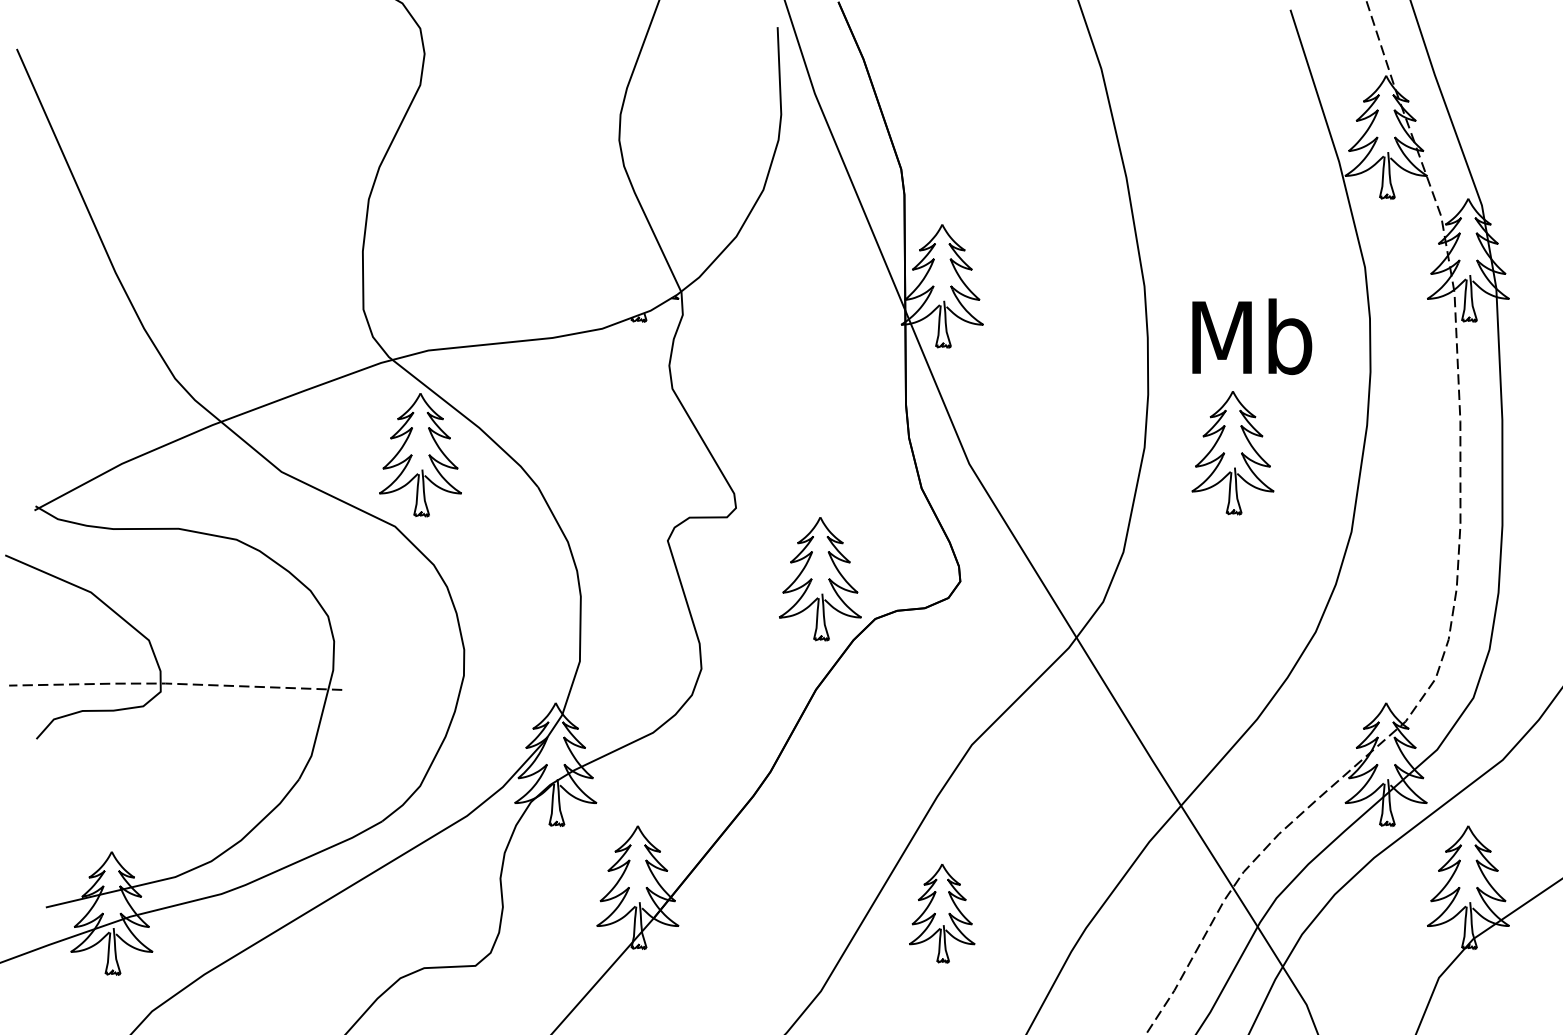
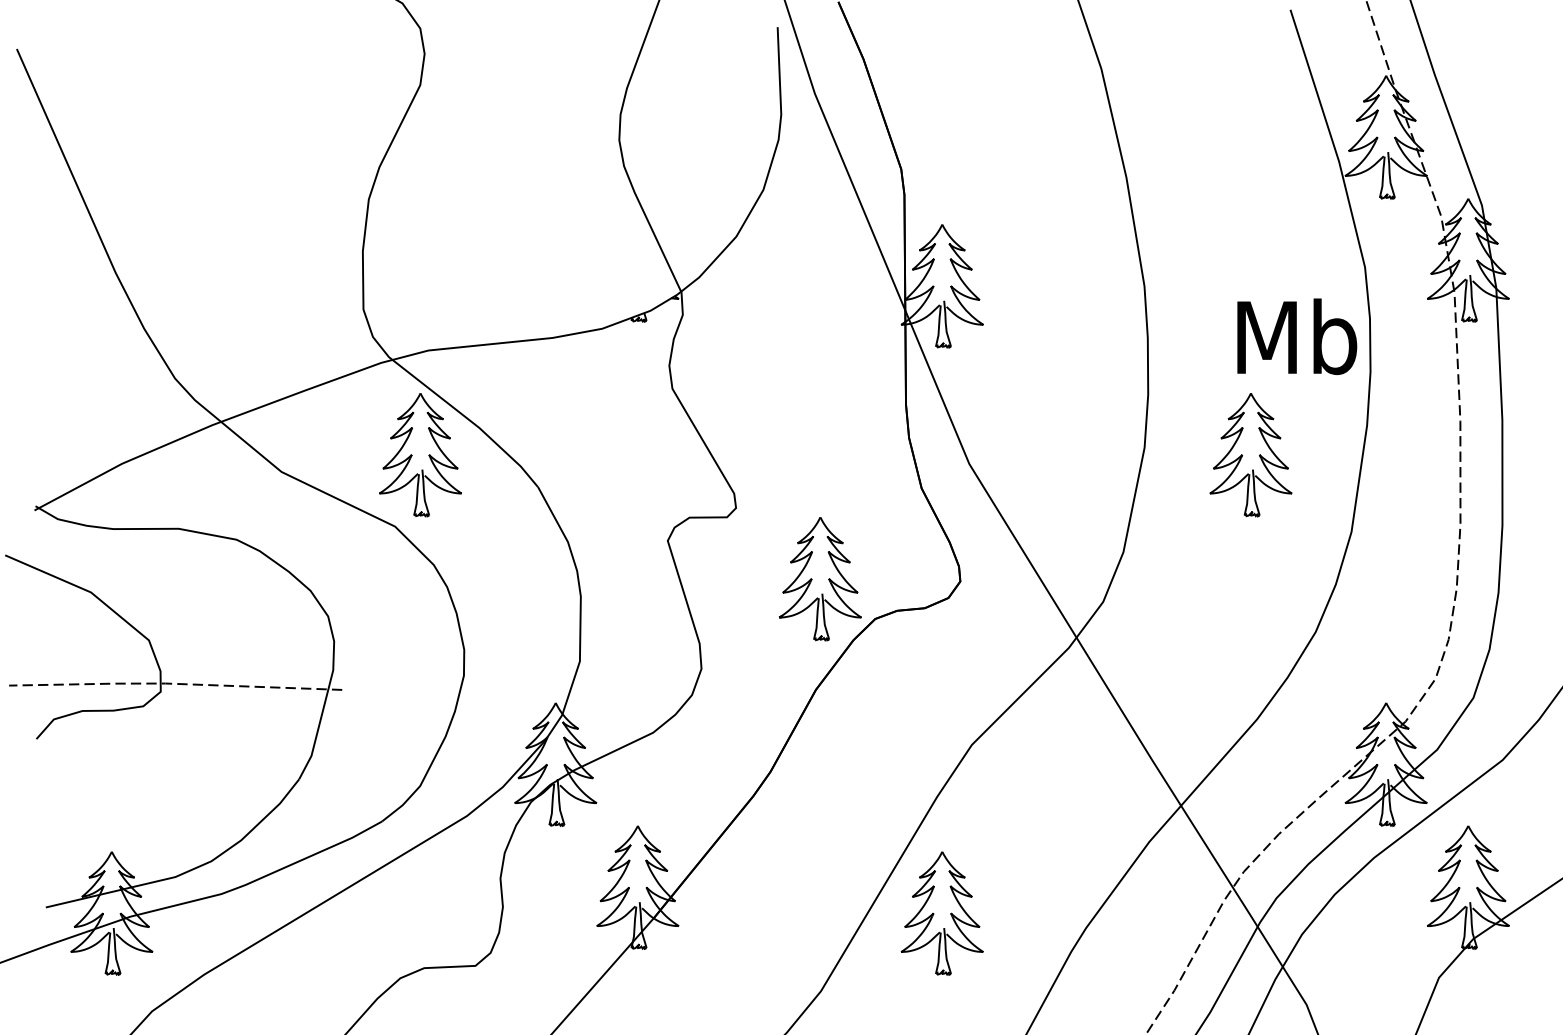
text position: (1252, 336) -> (1297, 336) (1297, 336)
part position: (1232, 453) -> (1250, 455) (1250, 455)
part size: 67x100 px -> 84x125 px (941, 913)
